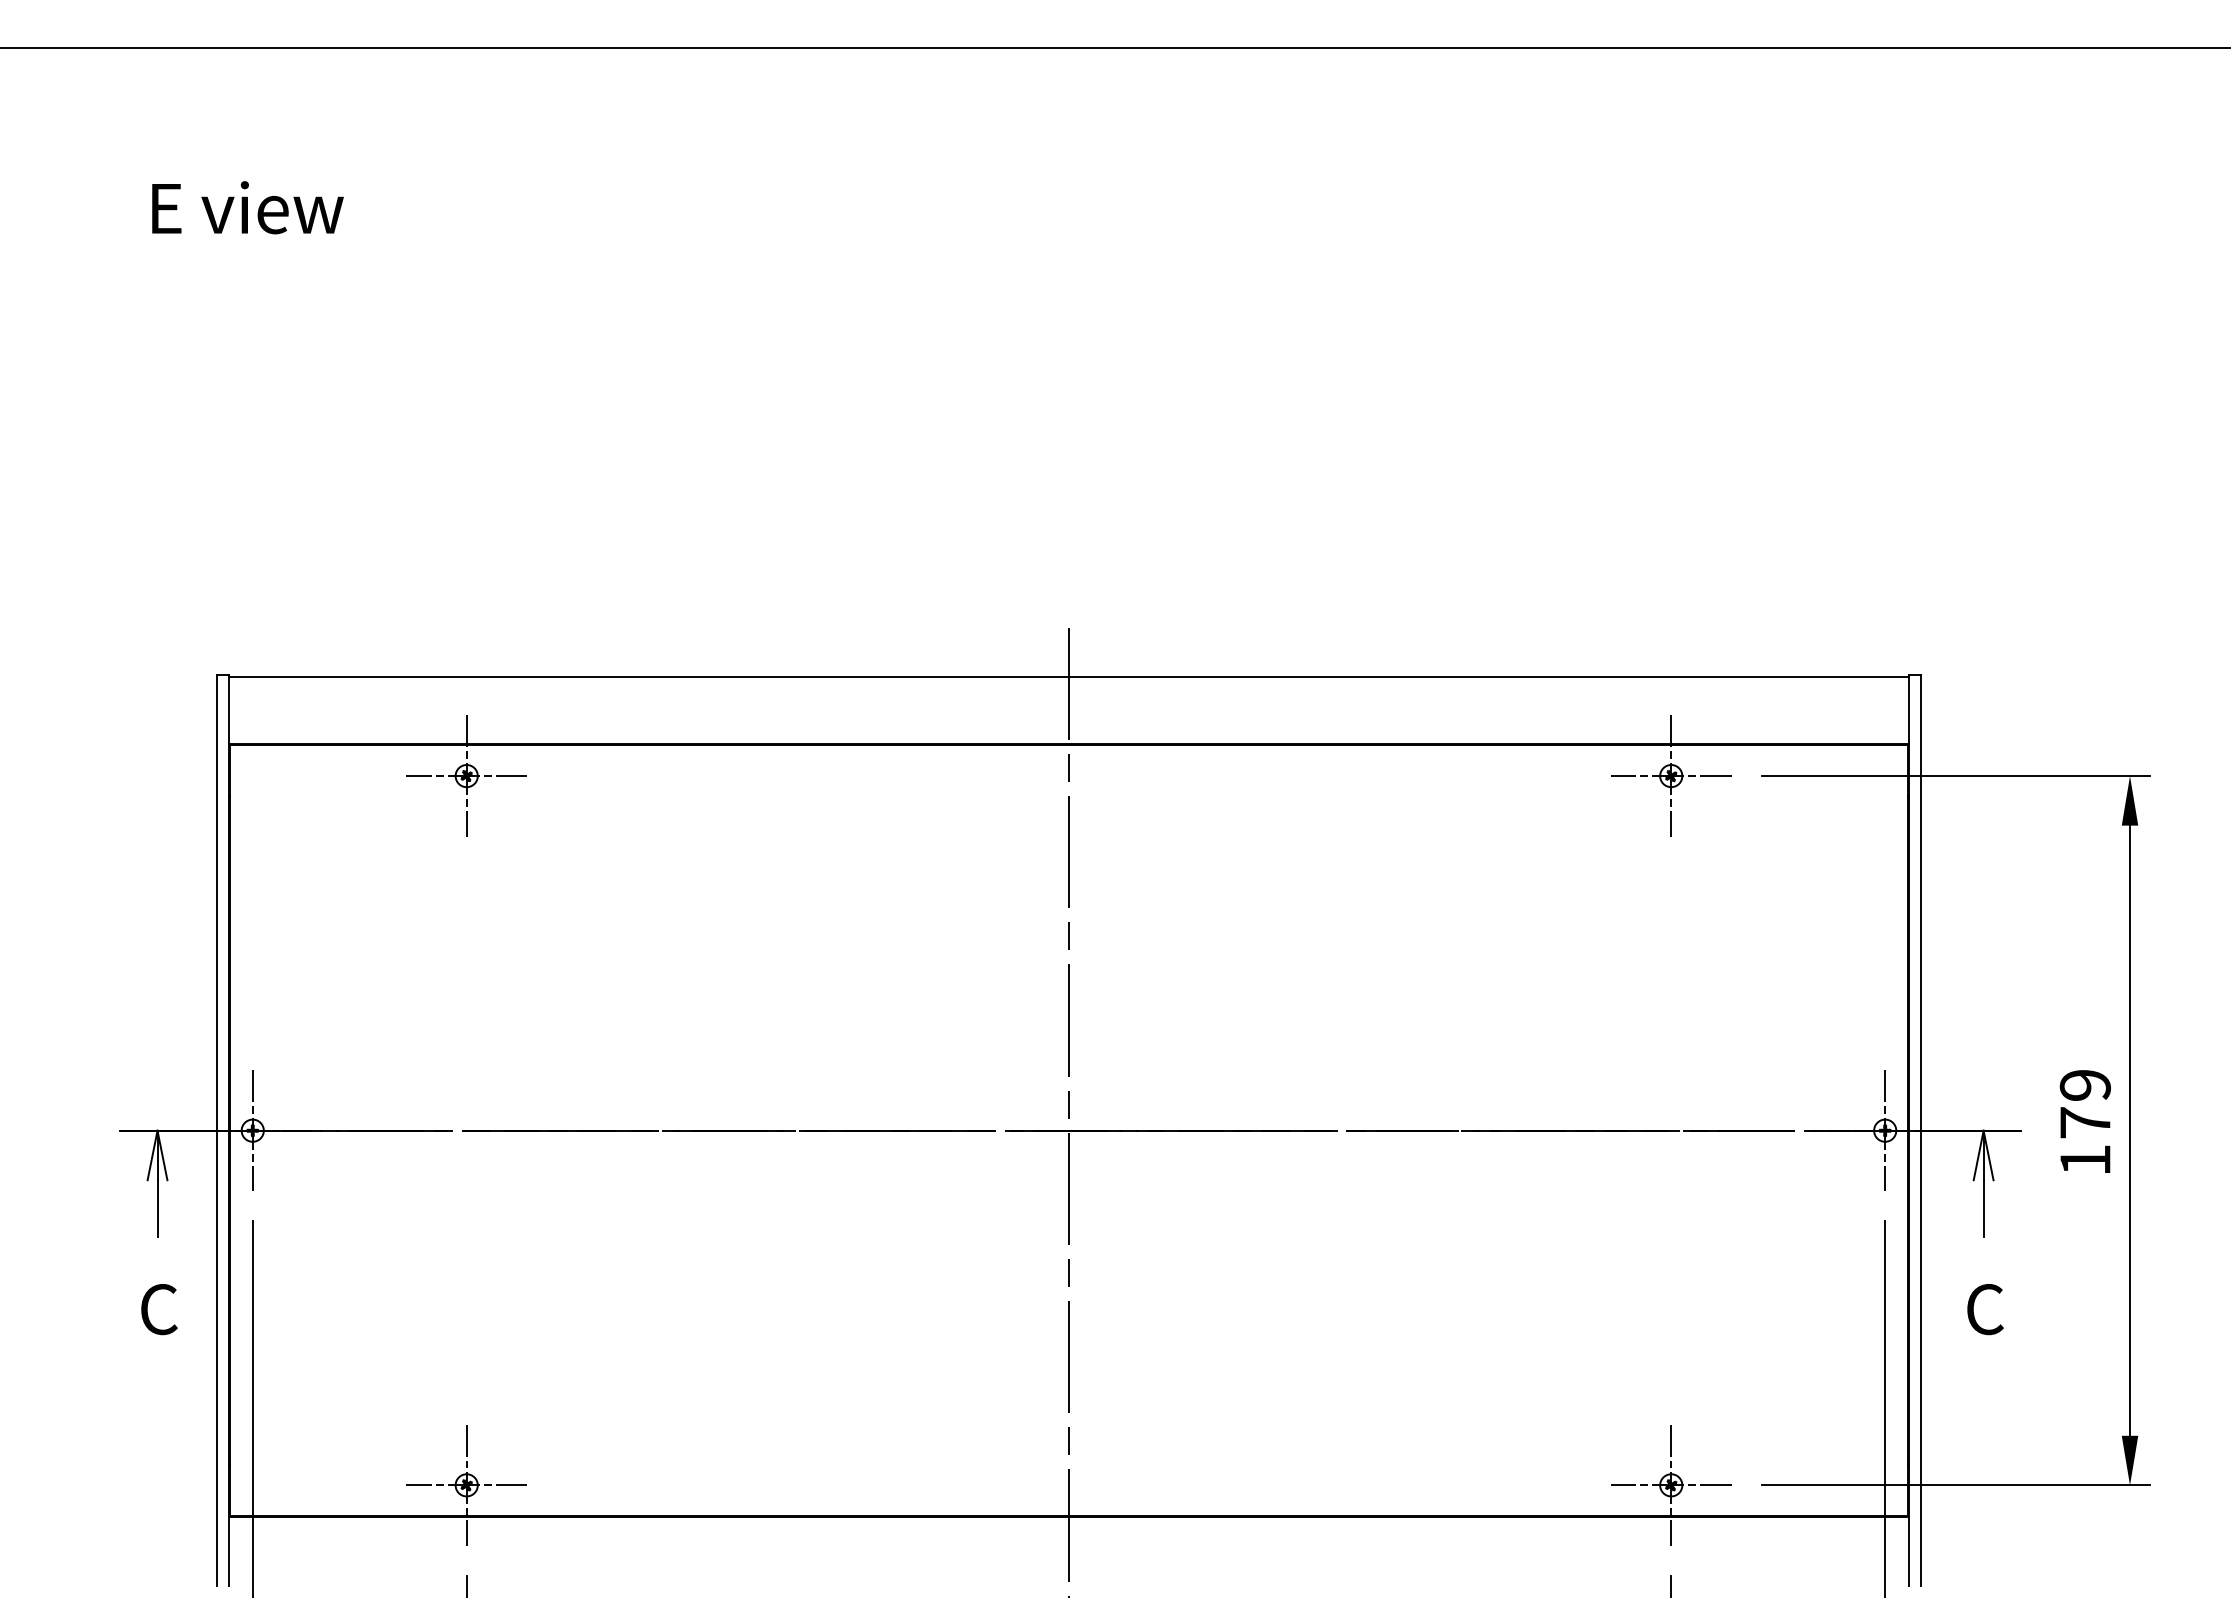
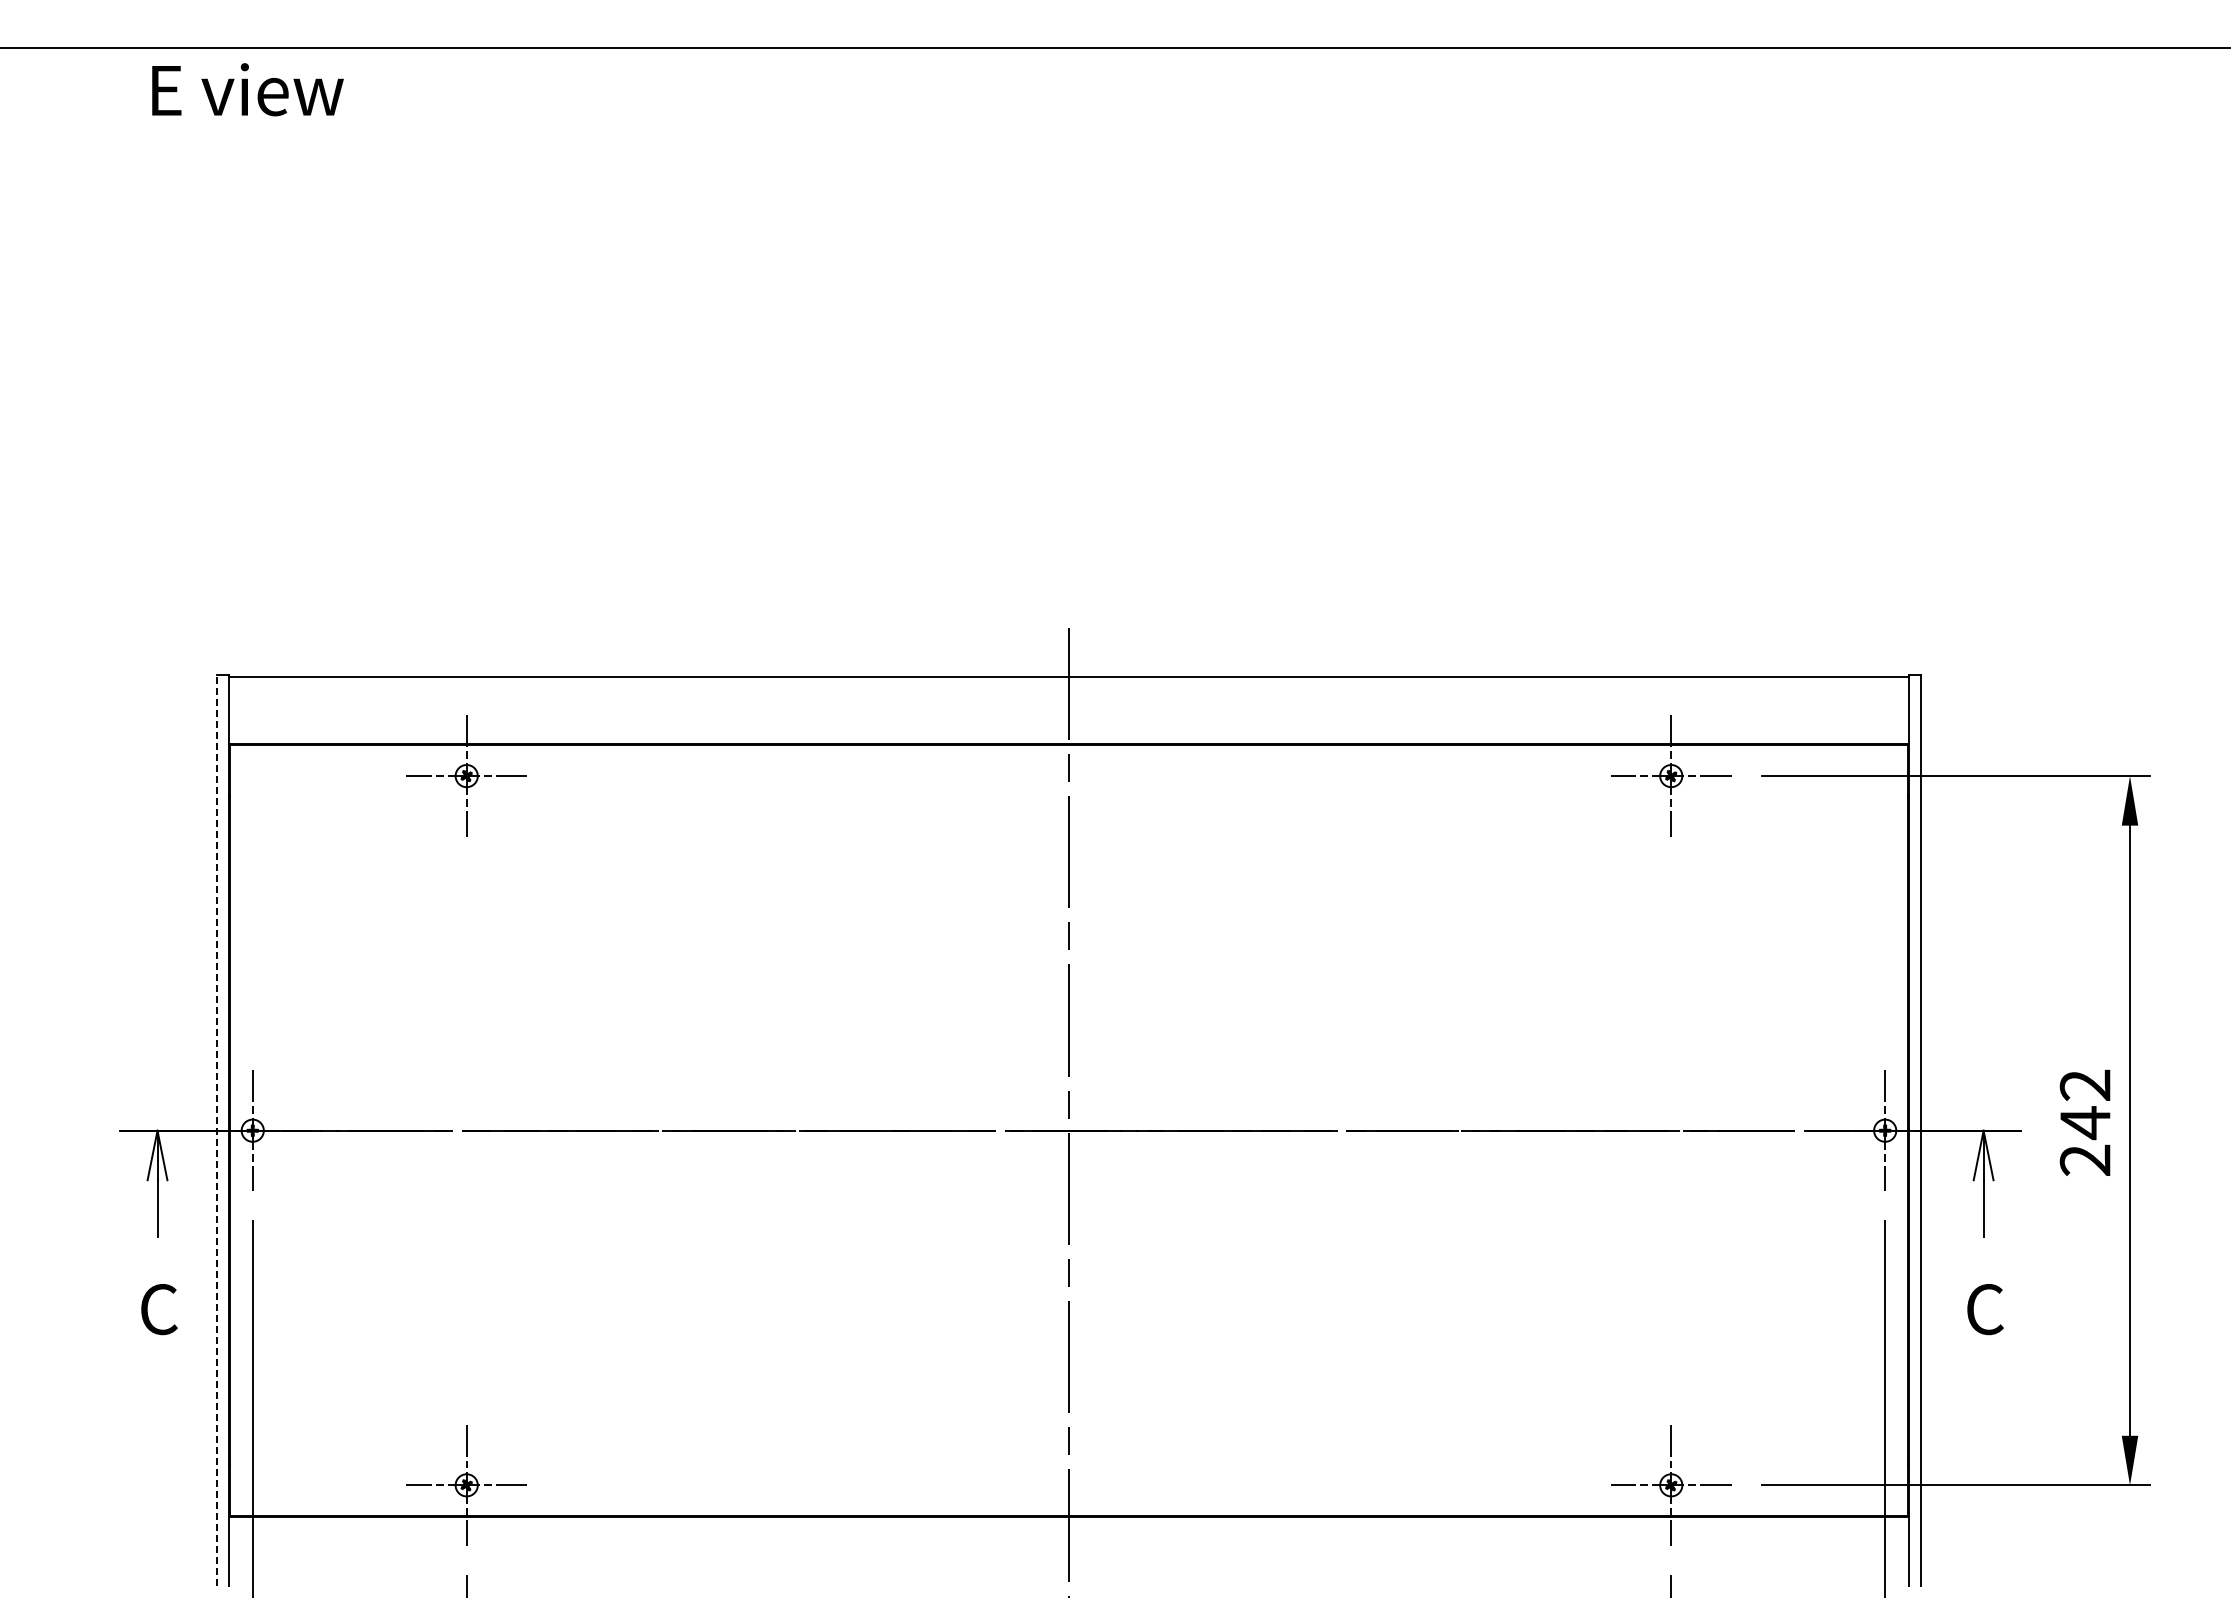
text position: (247, 207) -> (247, 89) (247, 89)
text: 179 -> 242 (2084, 1122)
line: solid -> dashed (217, 1130)
